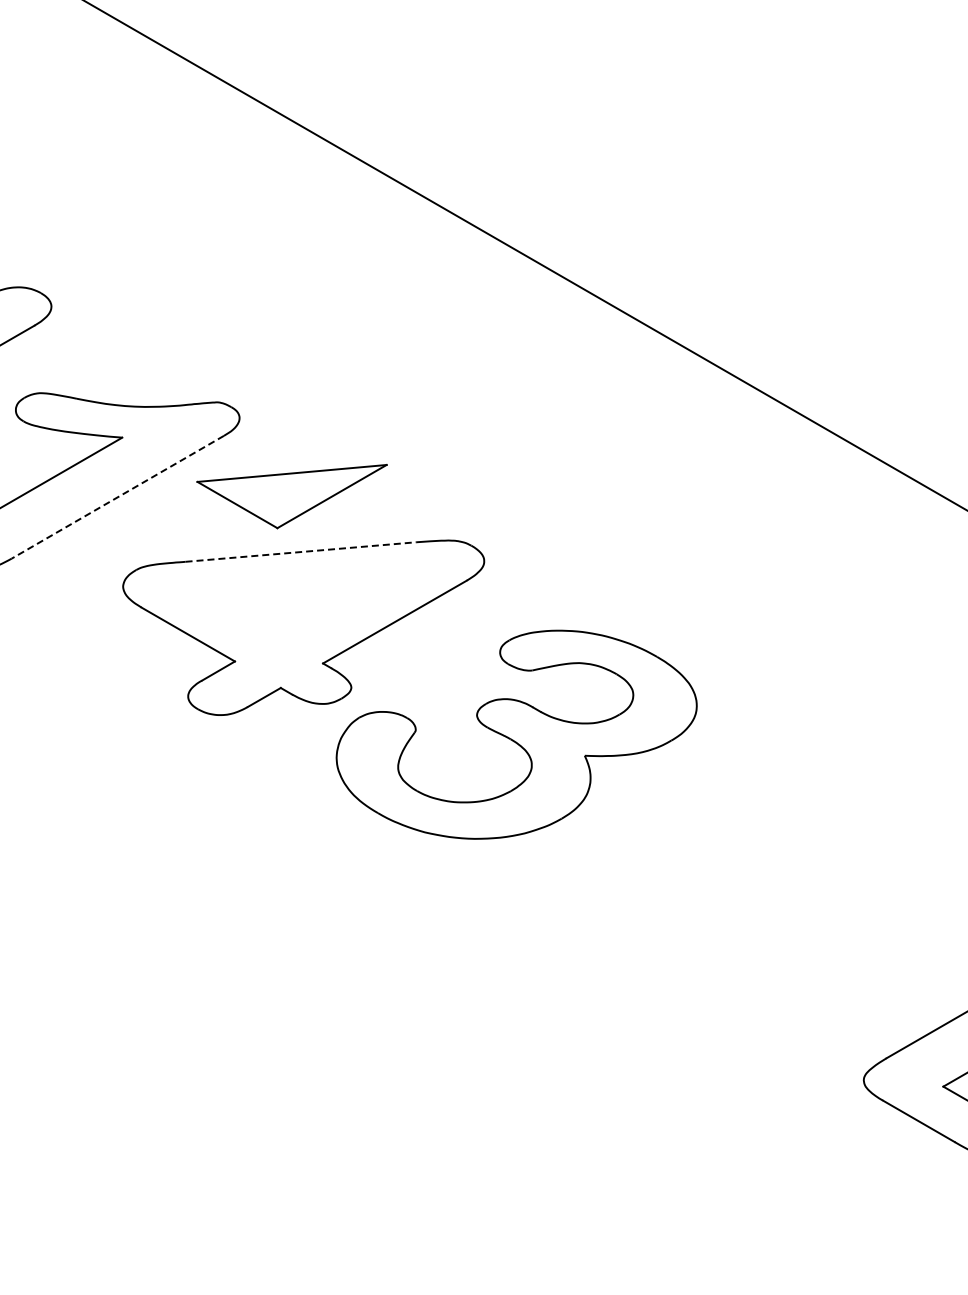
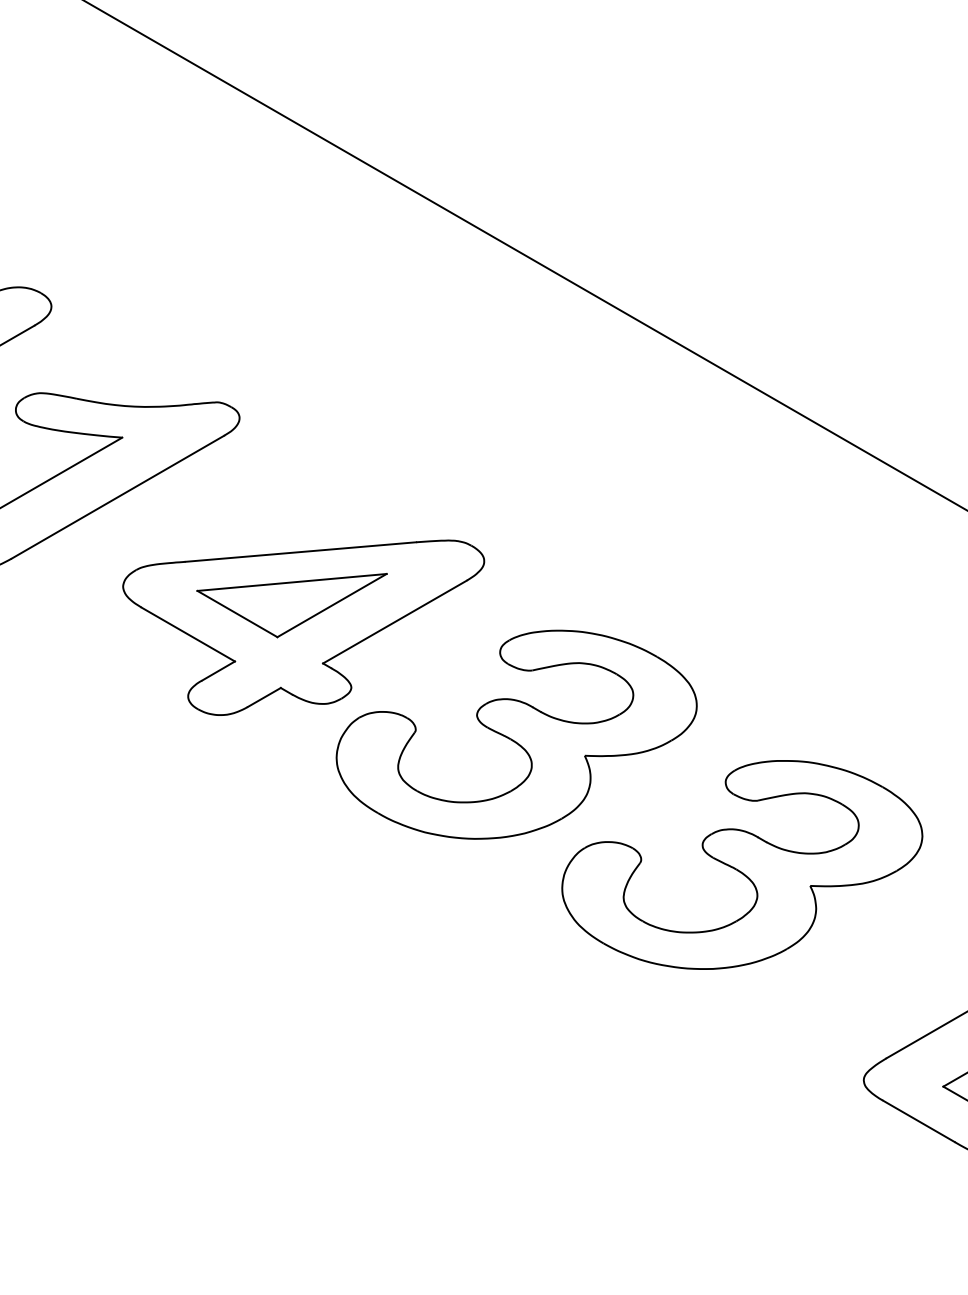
part position: (291, 496) -> (291, 605) (291, 605)
line: dashed -> solid (117, 497)
line: dashed -> solid (300, 552)
part: none -> present (742, 864)
